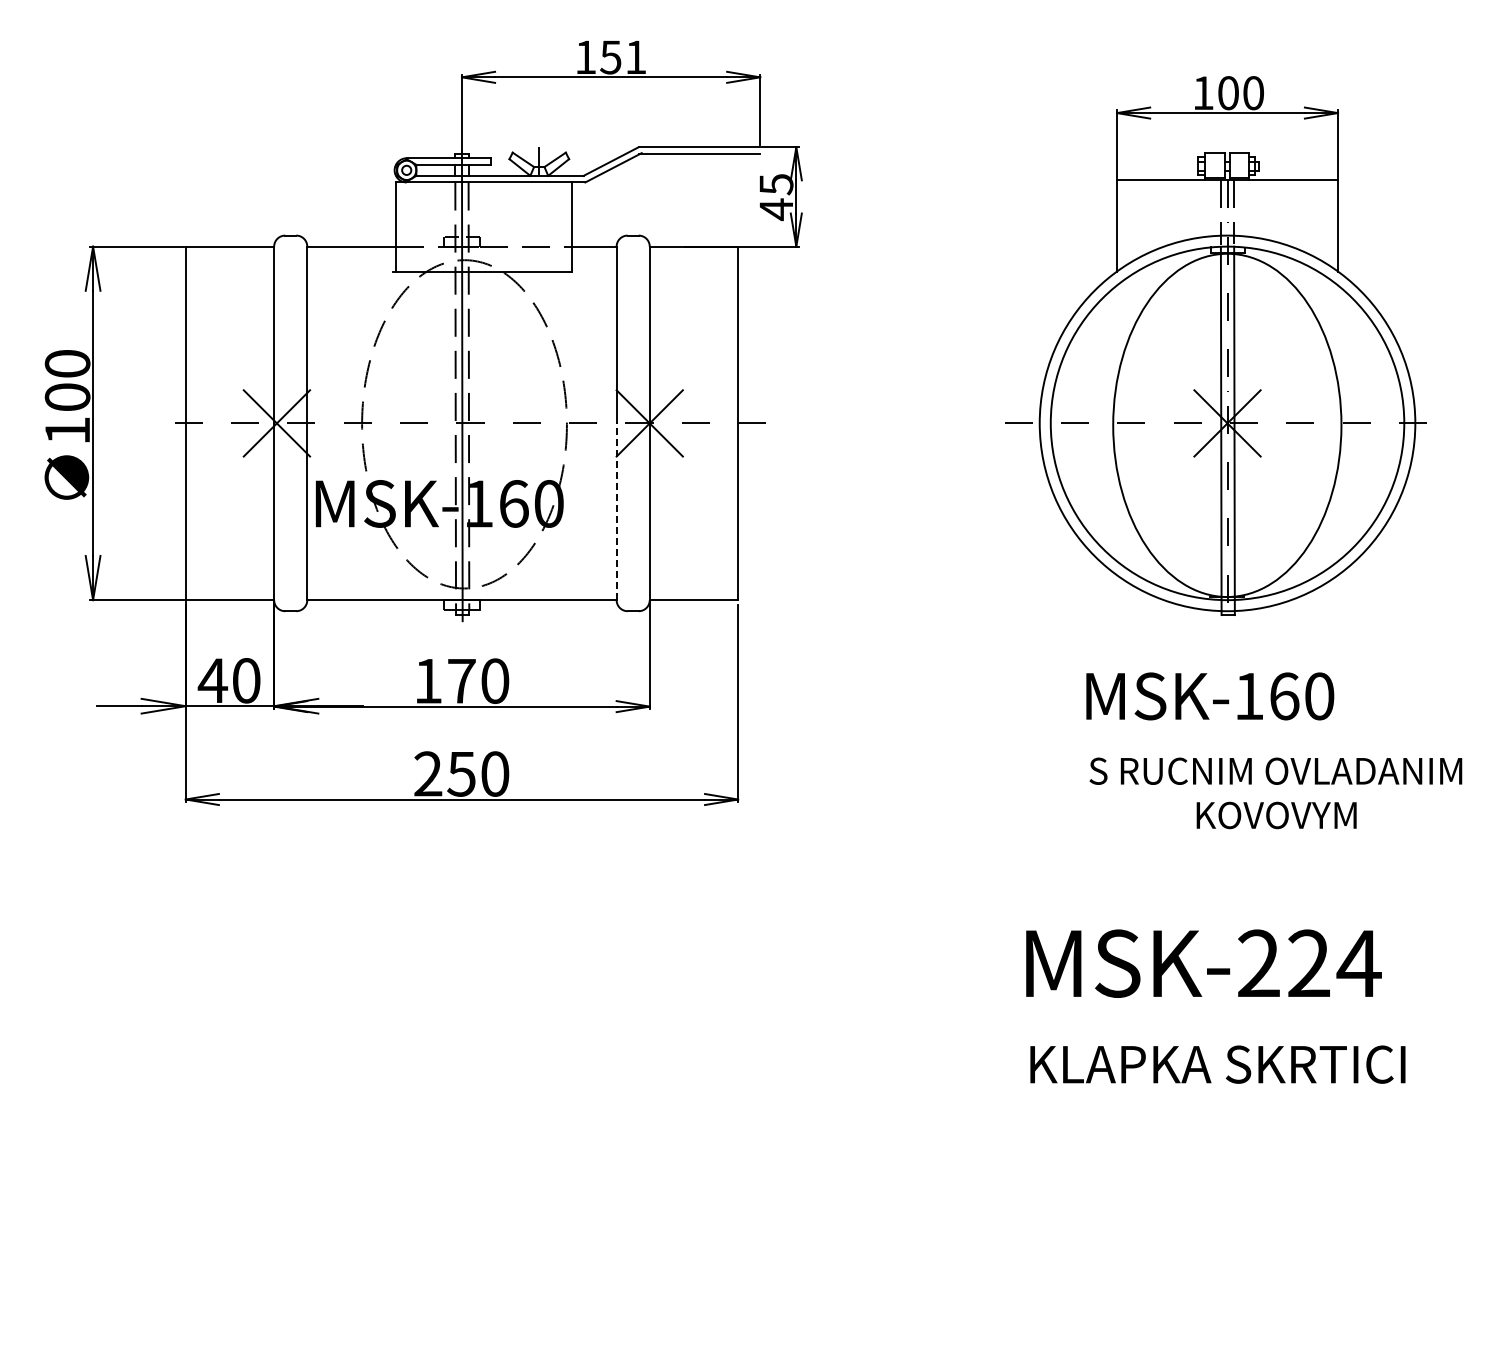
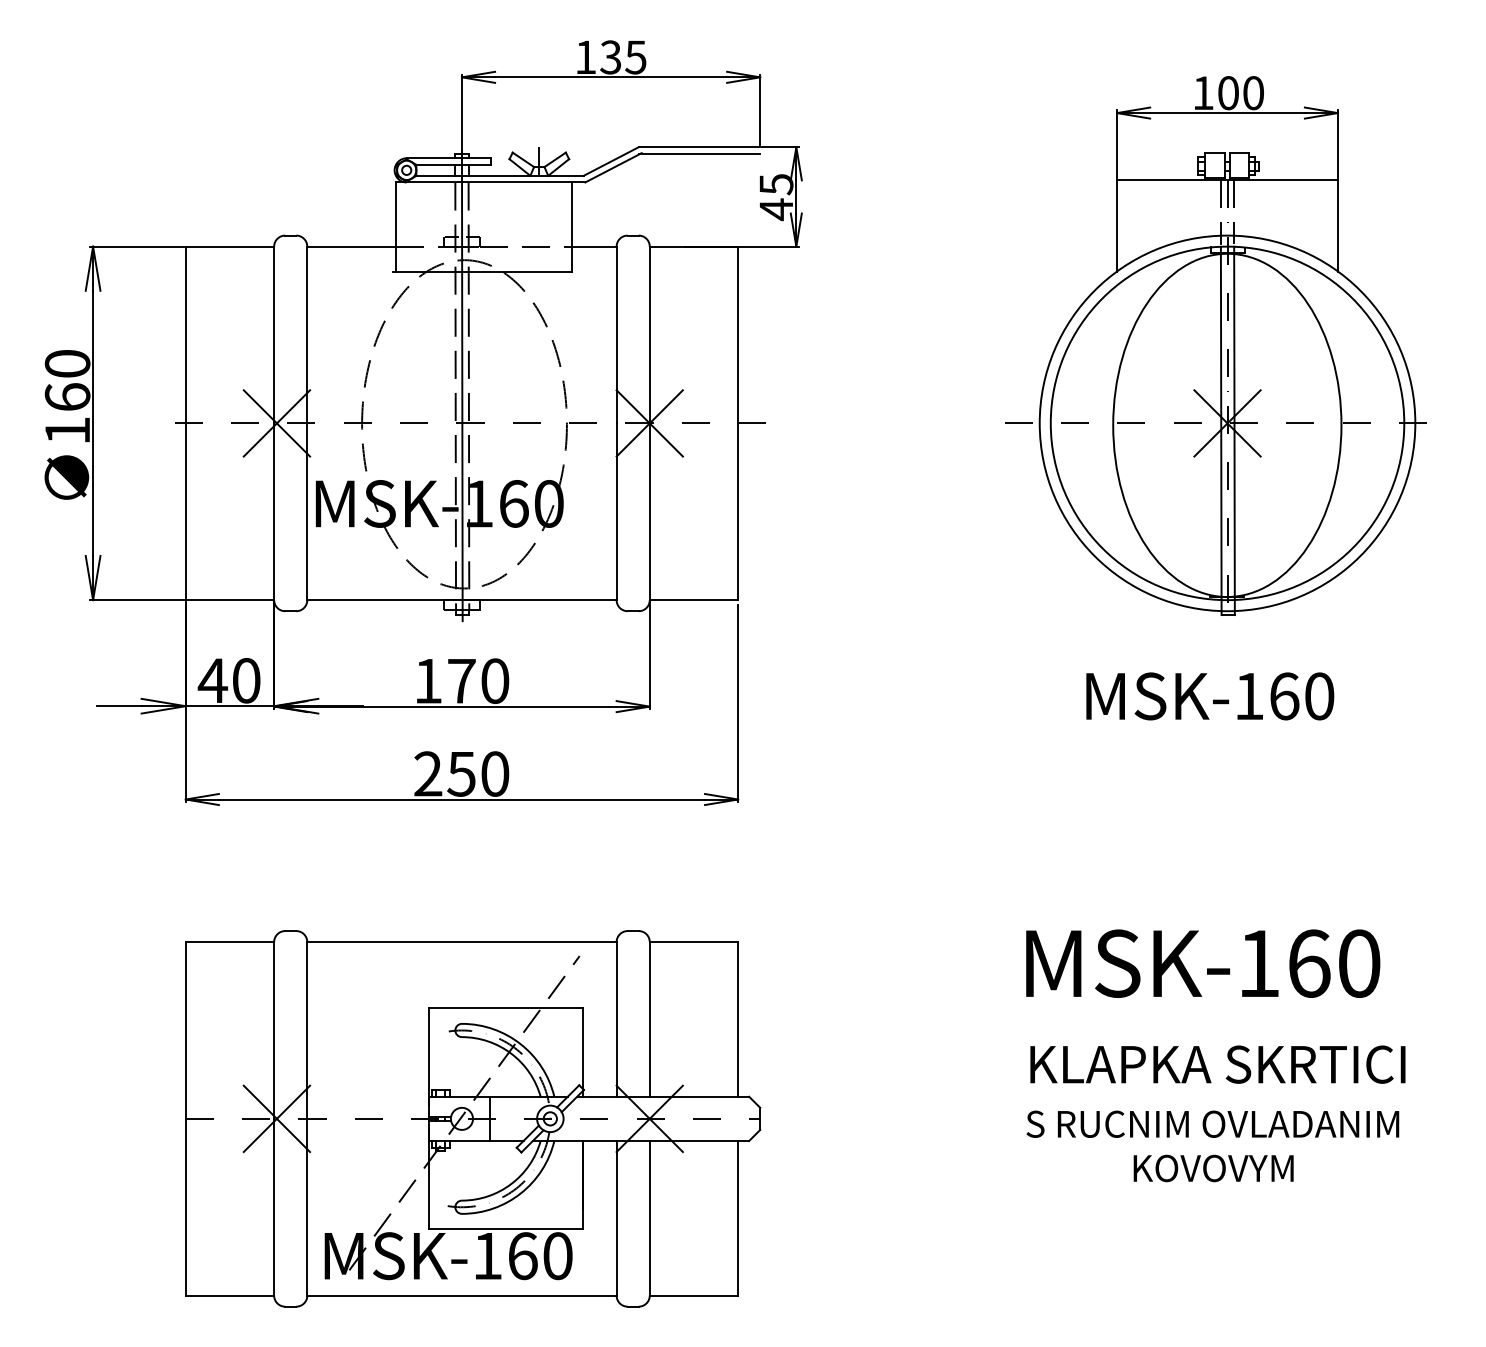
text: 151 -> 135 (623, 57)
text: 100 -> 160 (67, 396)
line: dashed -> solid (616, 511)
text position: (1275, 793) -> (1212, 1146) (1212, 1146)
text: MSK-224 -> MSK-160 (1309, 963)
part: none -> present (473, 1118)
